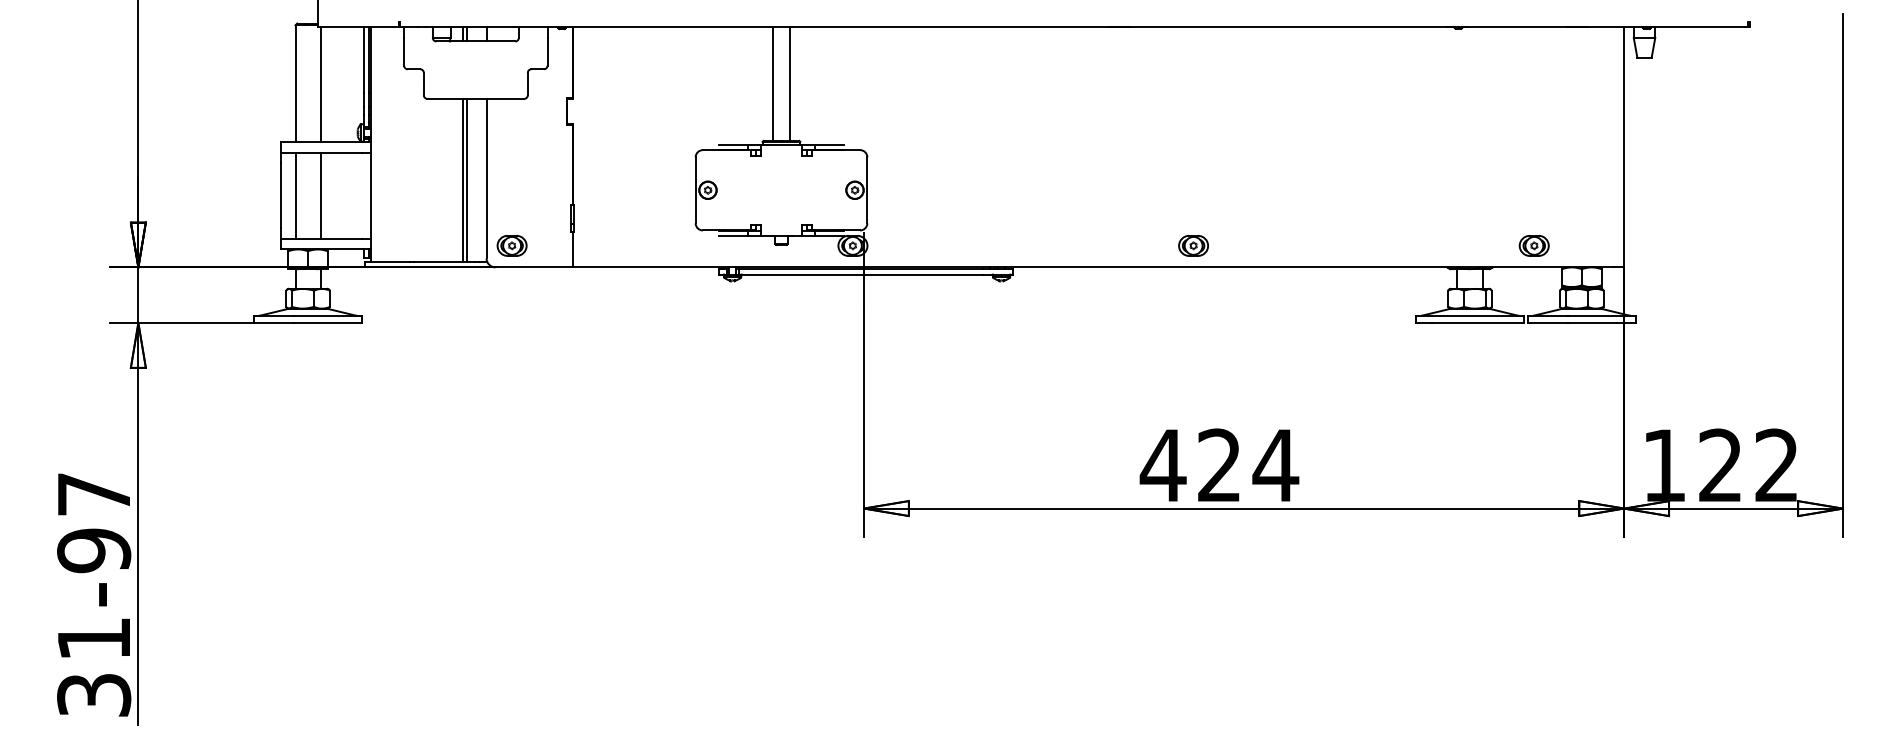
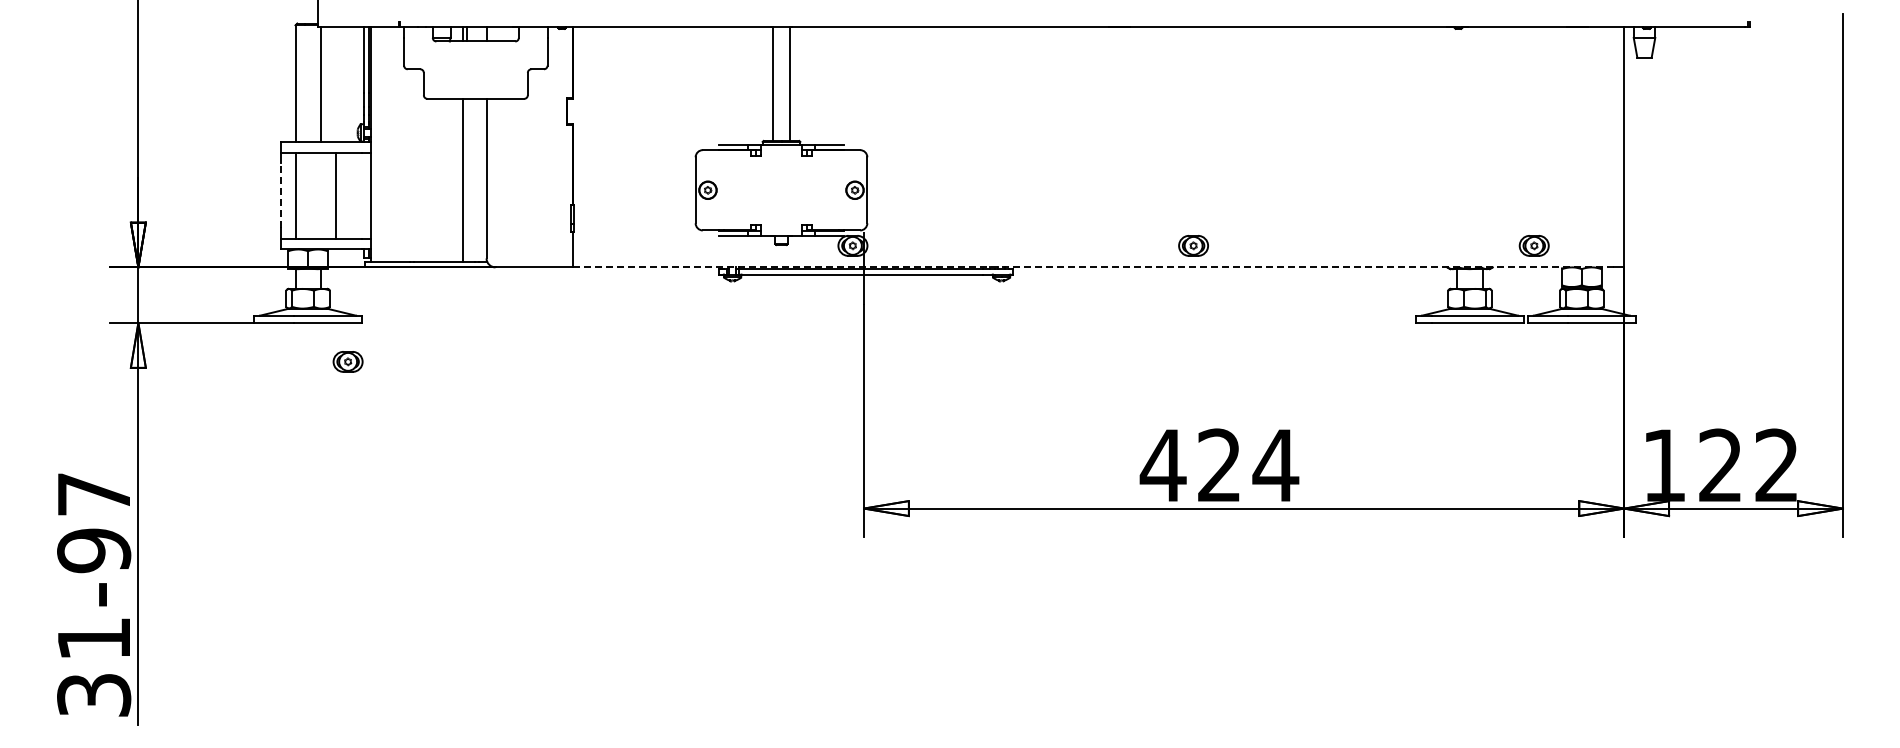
line: present -> none (466, 180)
line: solid -> dashed (281, 195)
line position: (320, 195) -> (335, 195) (335, 195)
part position: (511, 245) -> (347, 361) (347, 361)
line: solid -> dashed (1093, 267)
